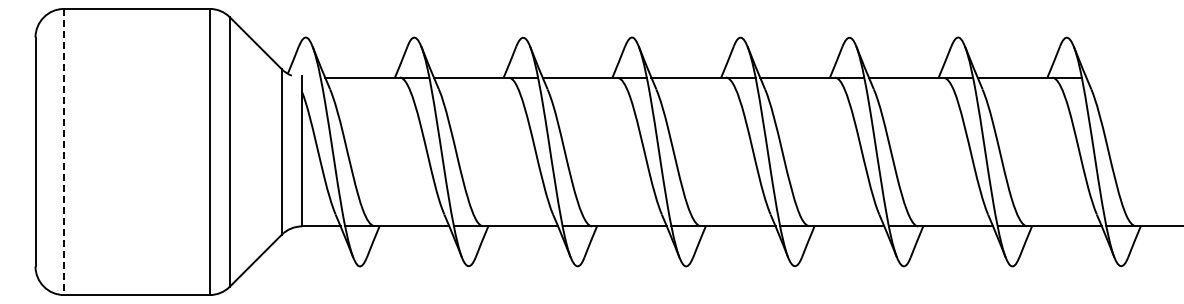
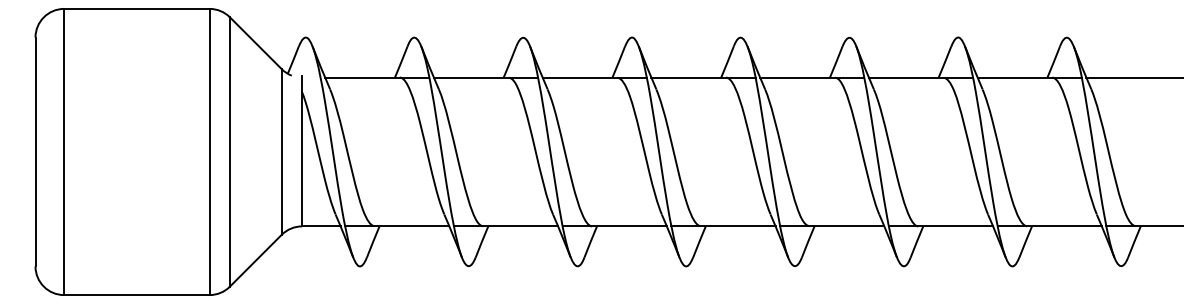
line: none -> present (1133, 77)
line: dashed -> solid (64, 152)
